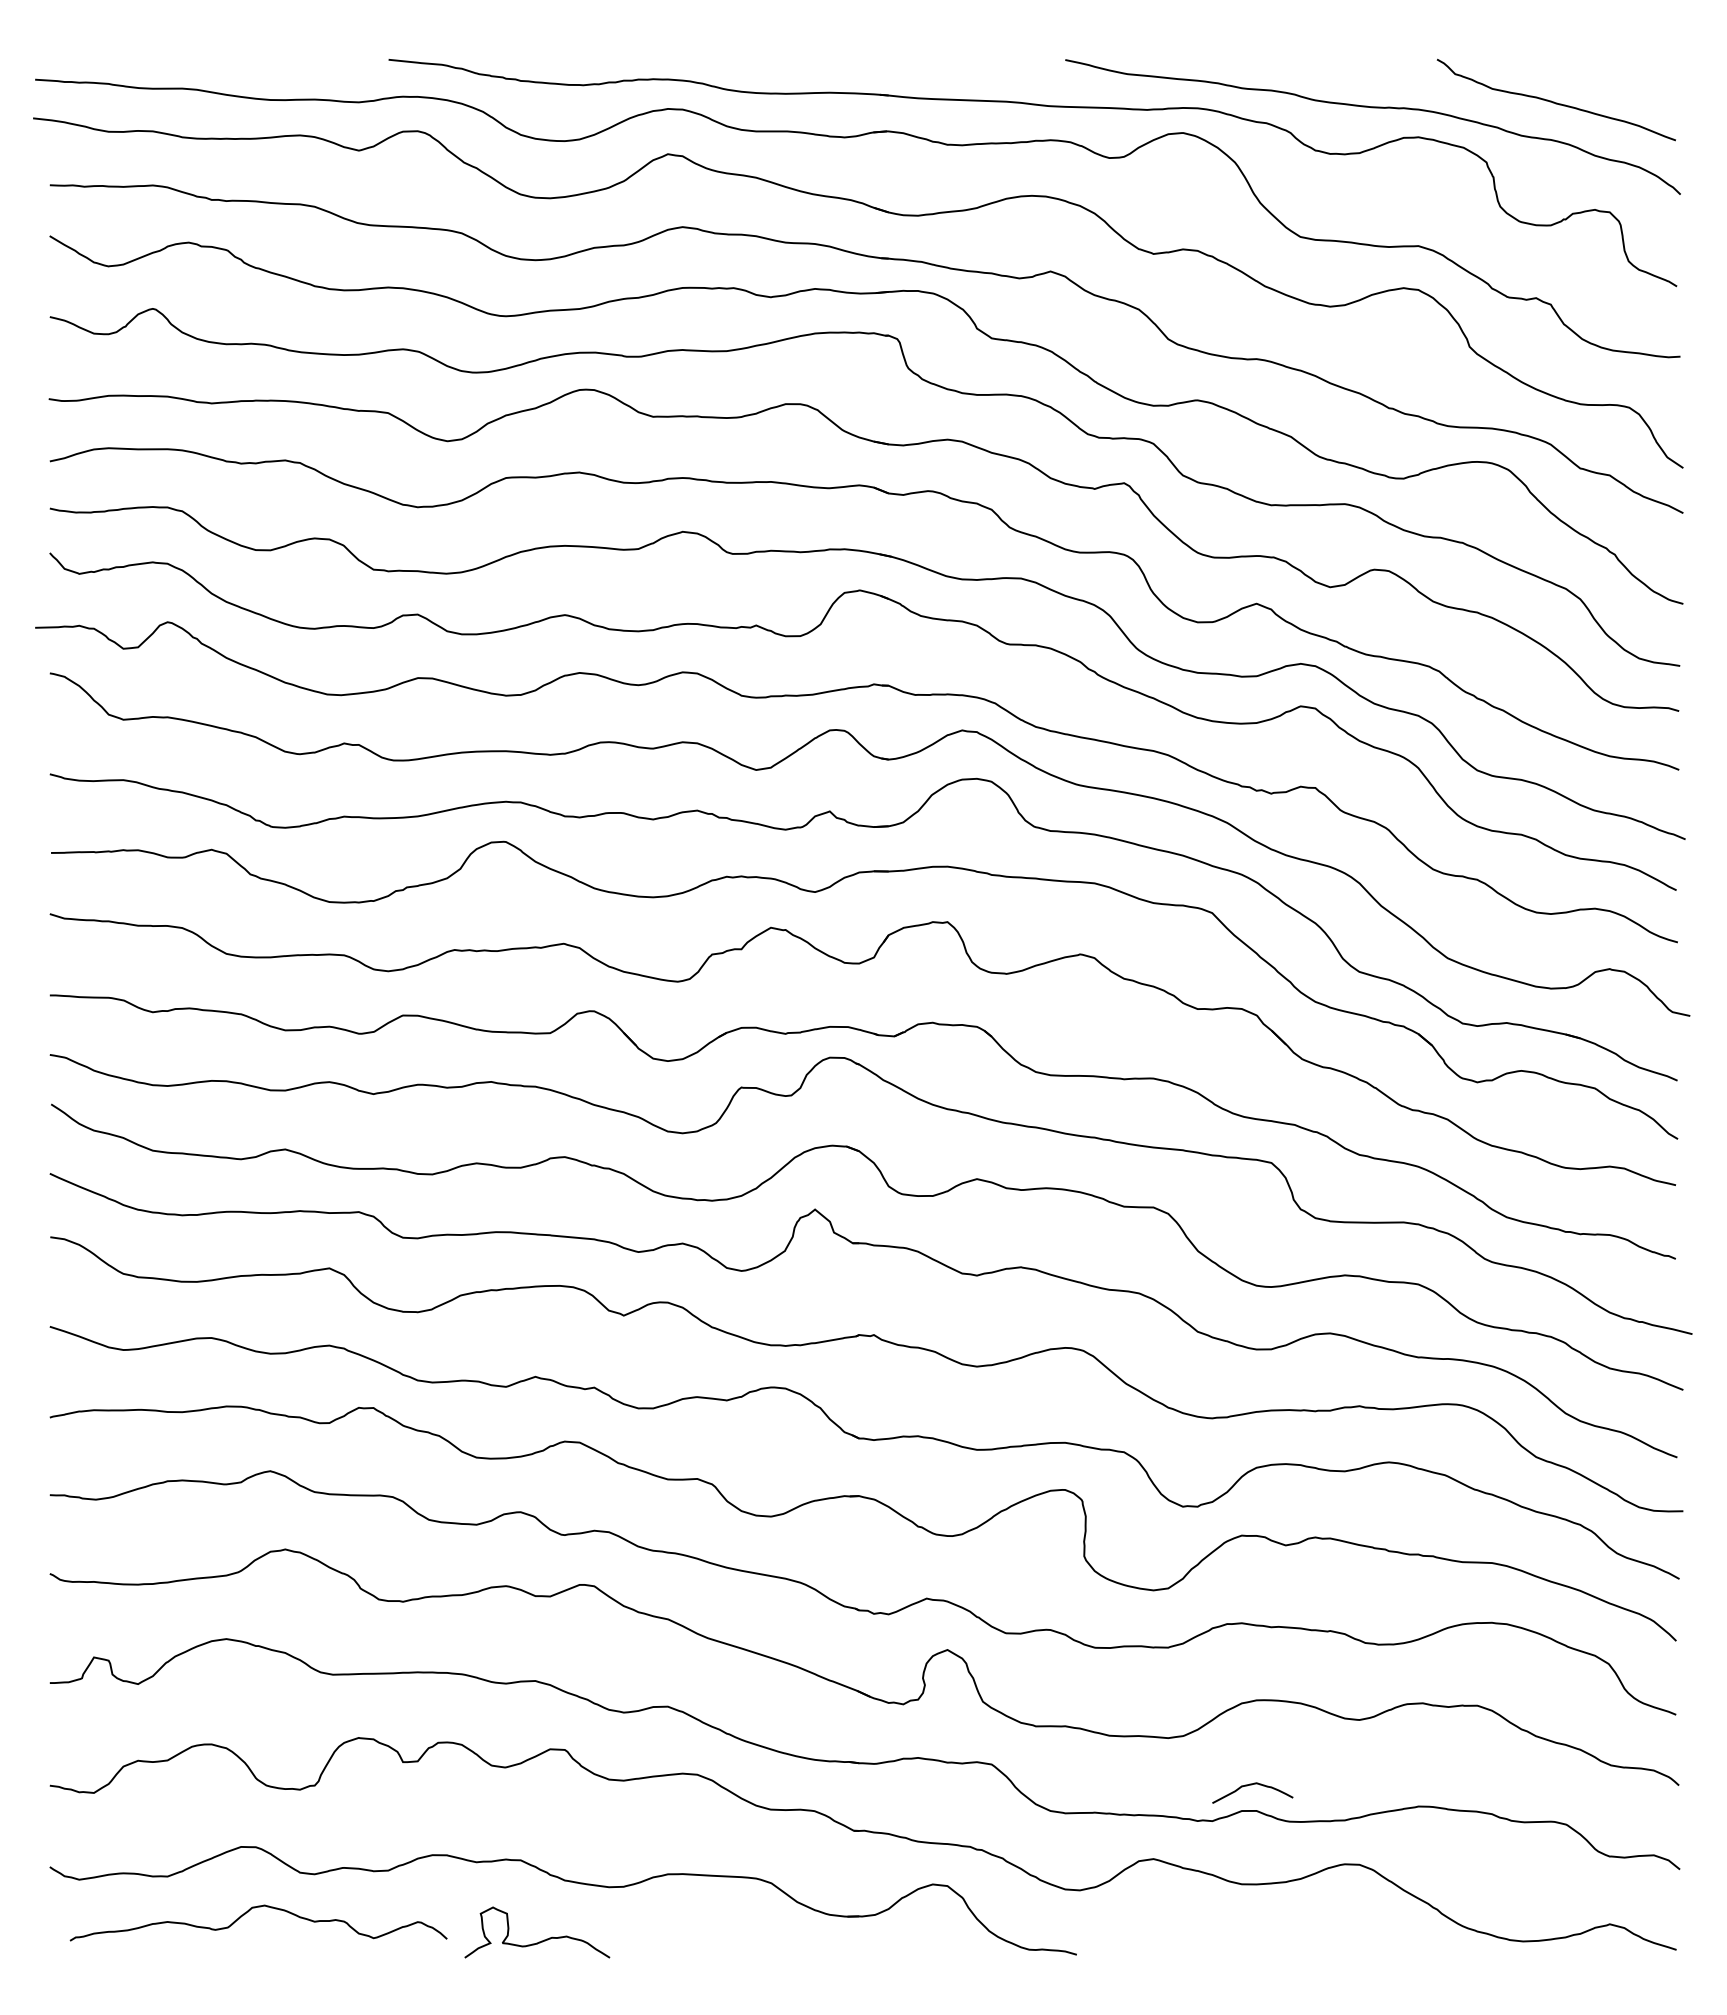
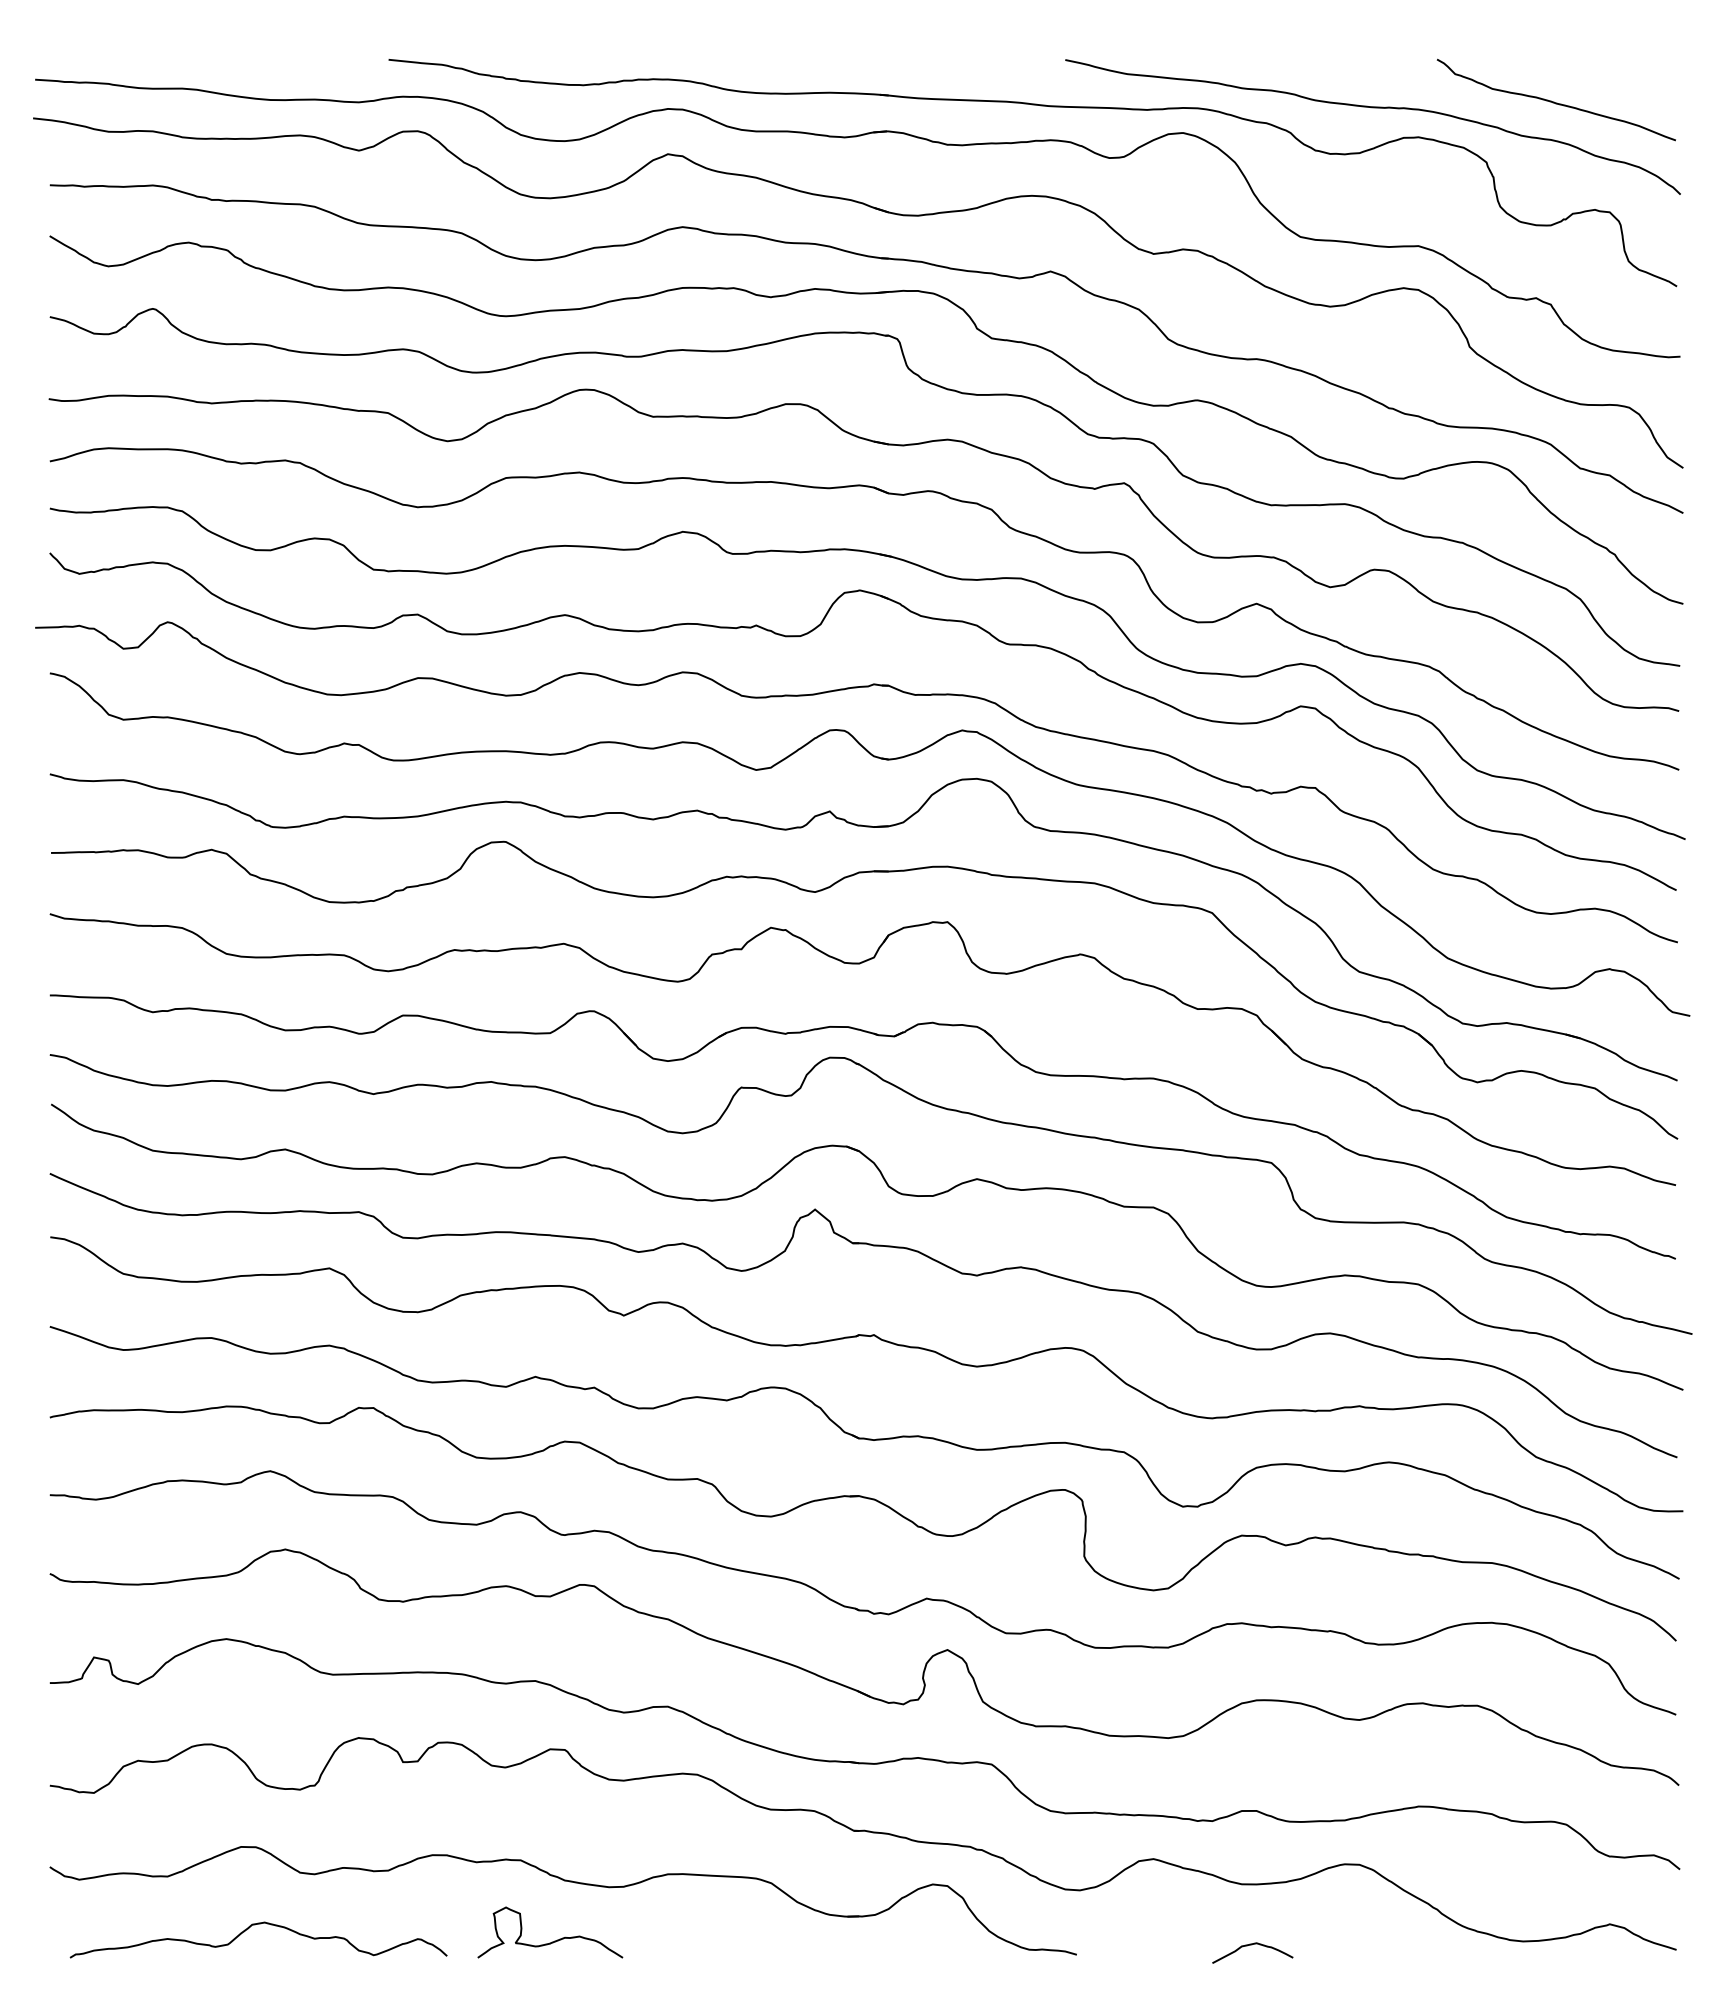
curve position: (1252, 1785) -> (1252, 1945) (1252, 1945)
curve position: (248, 1912) -> (248, 1929) (248, 1929)
curve position: (541, 1940) -> (554, 1940) (554, 1940)
